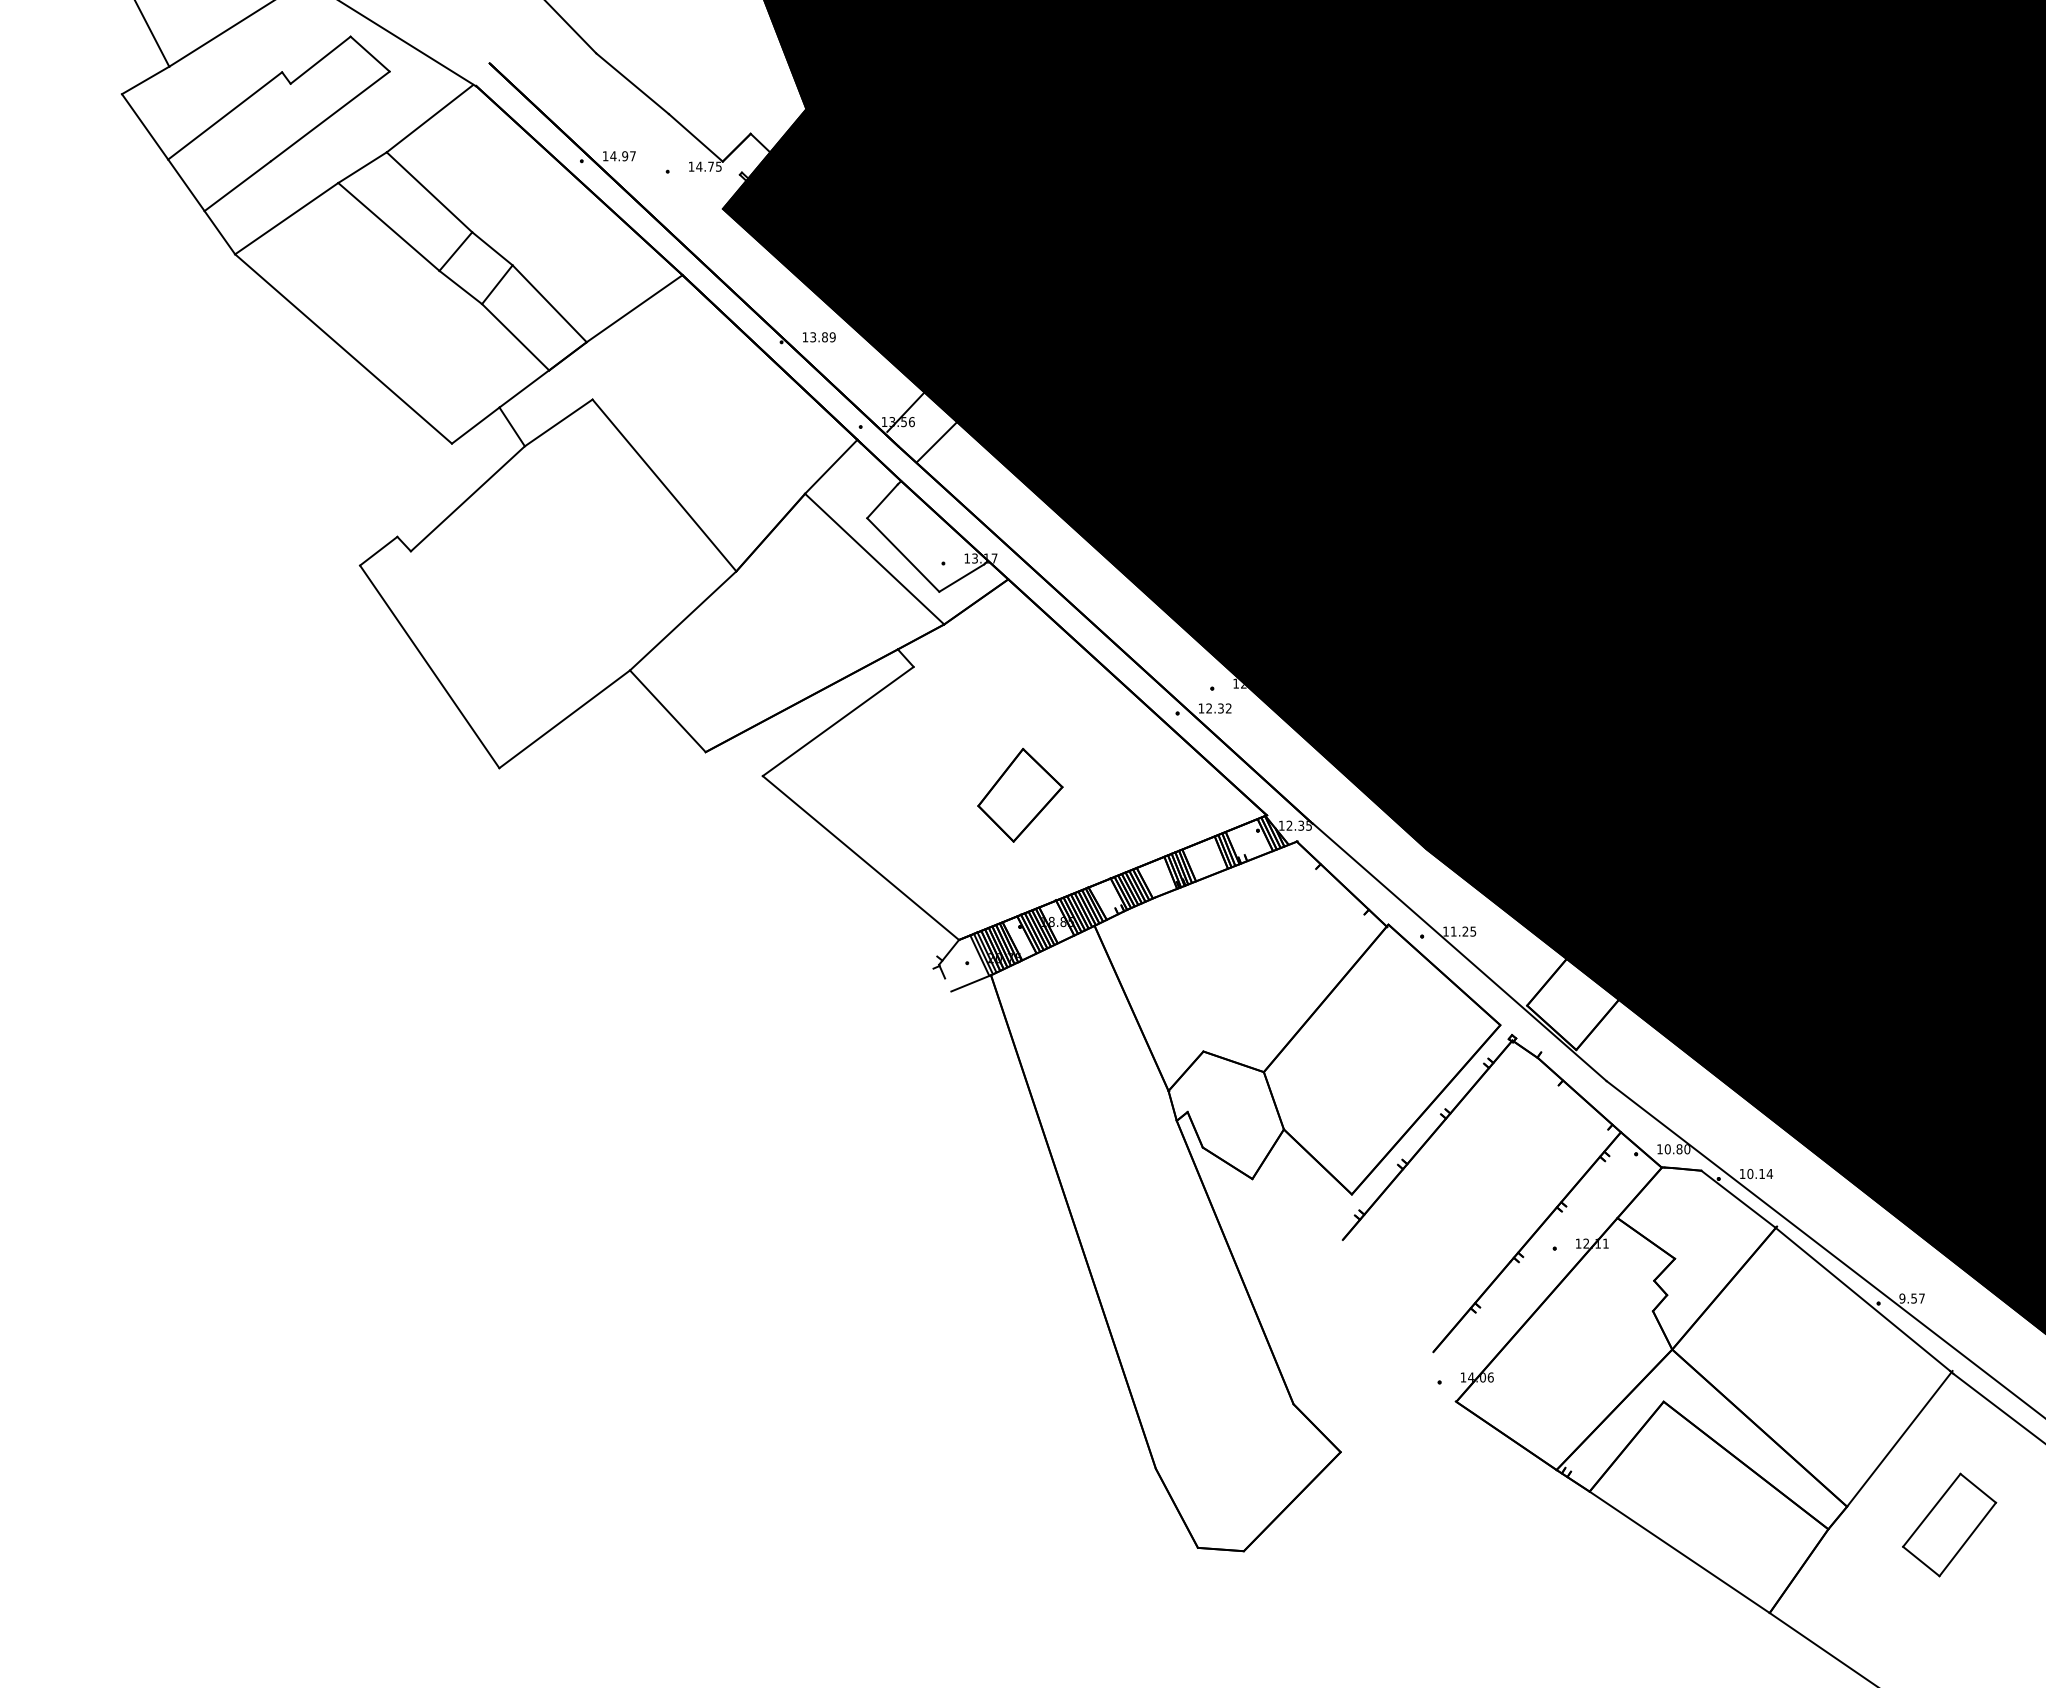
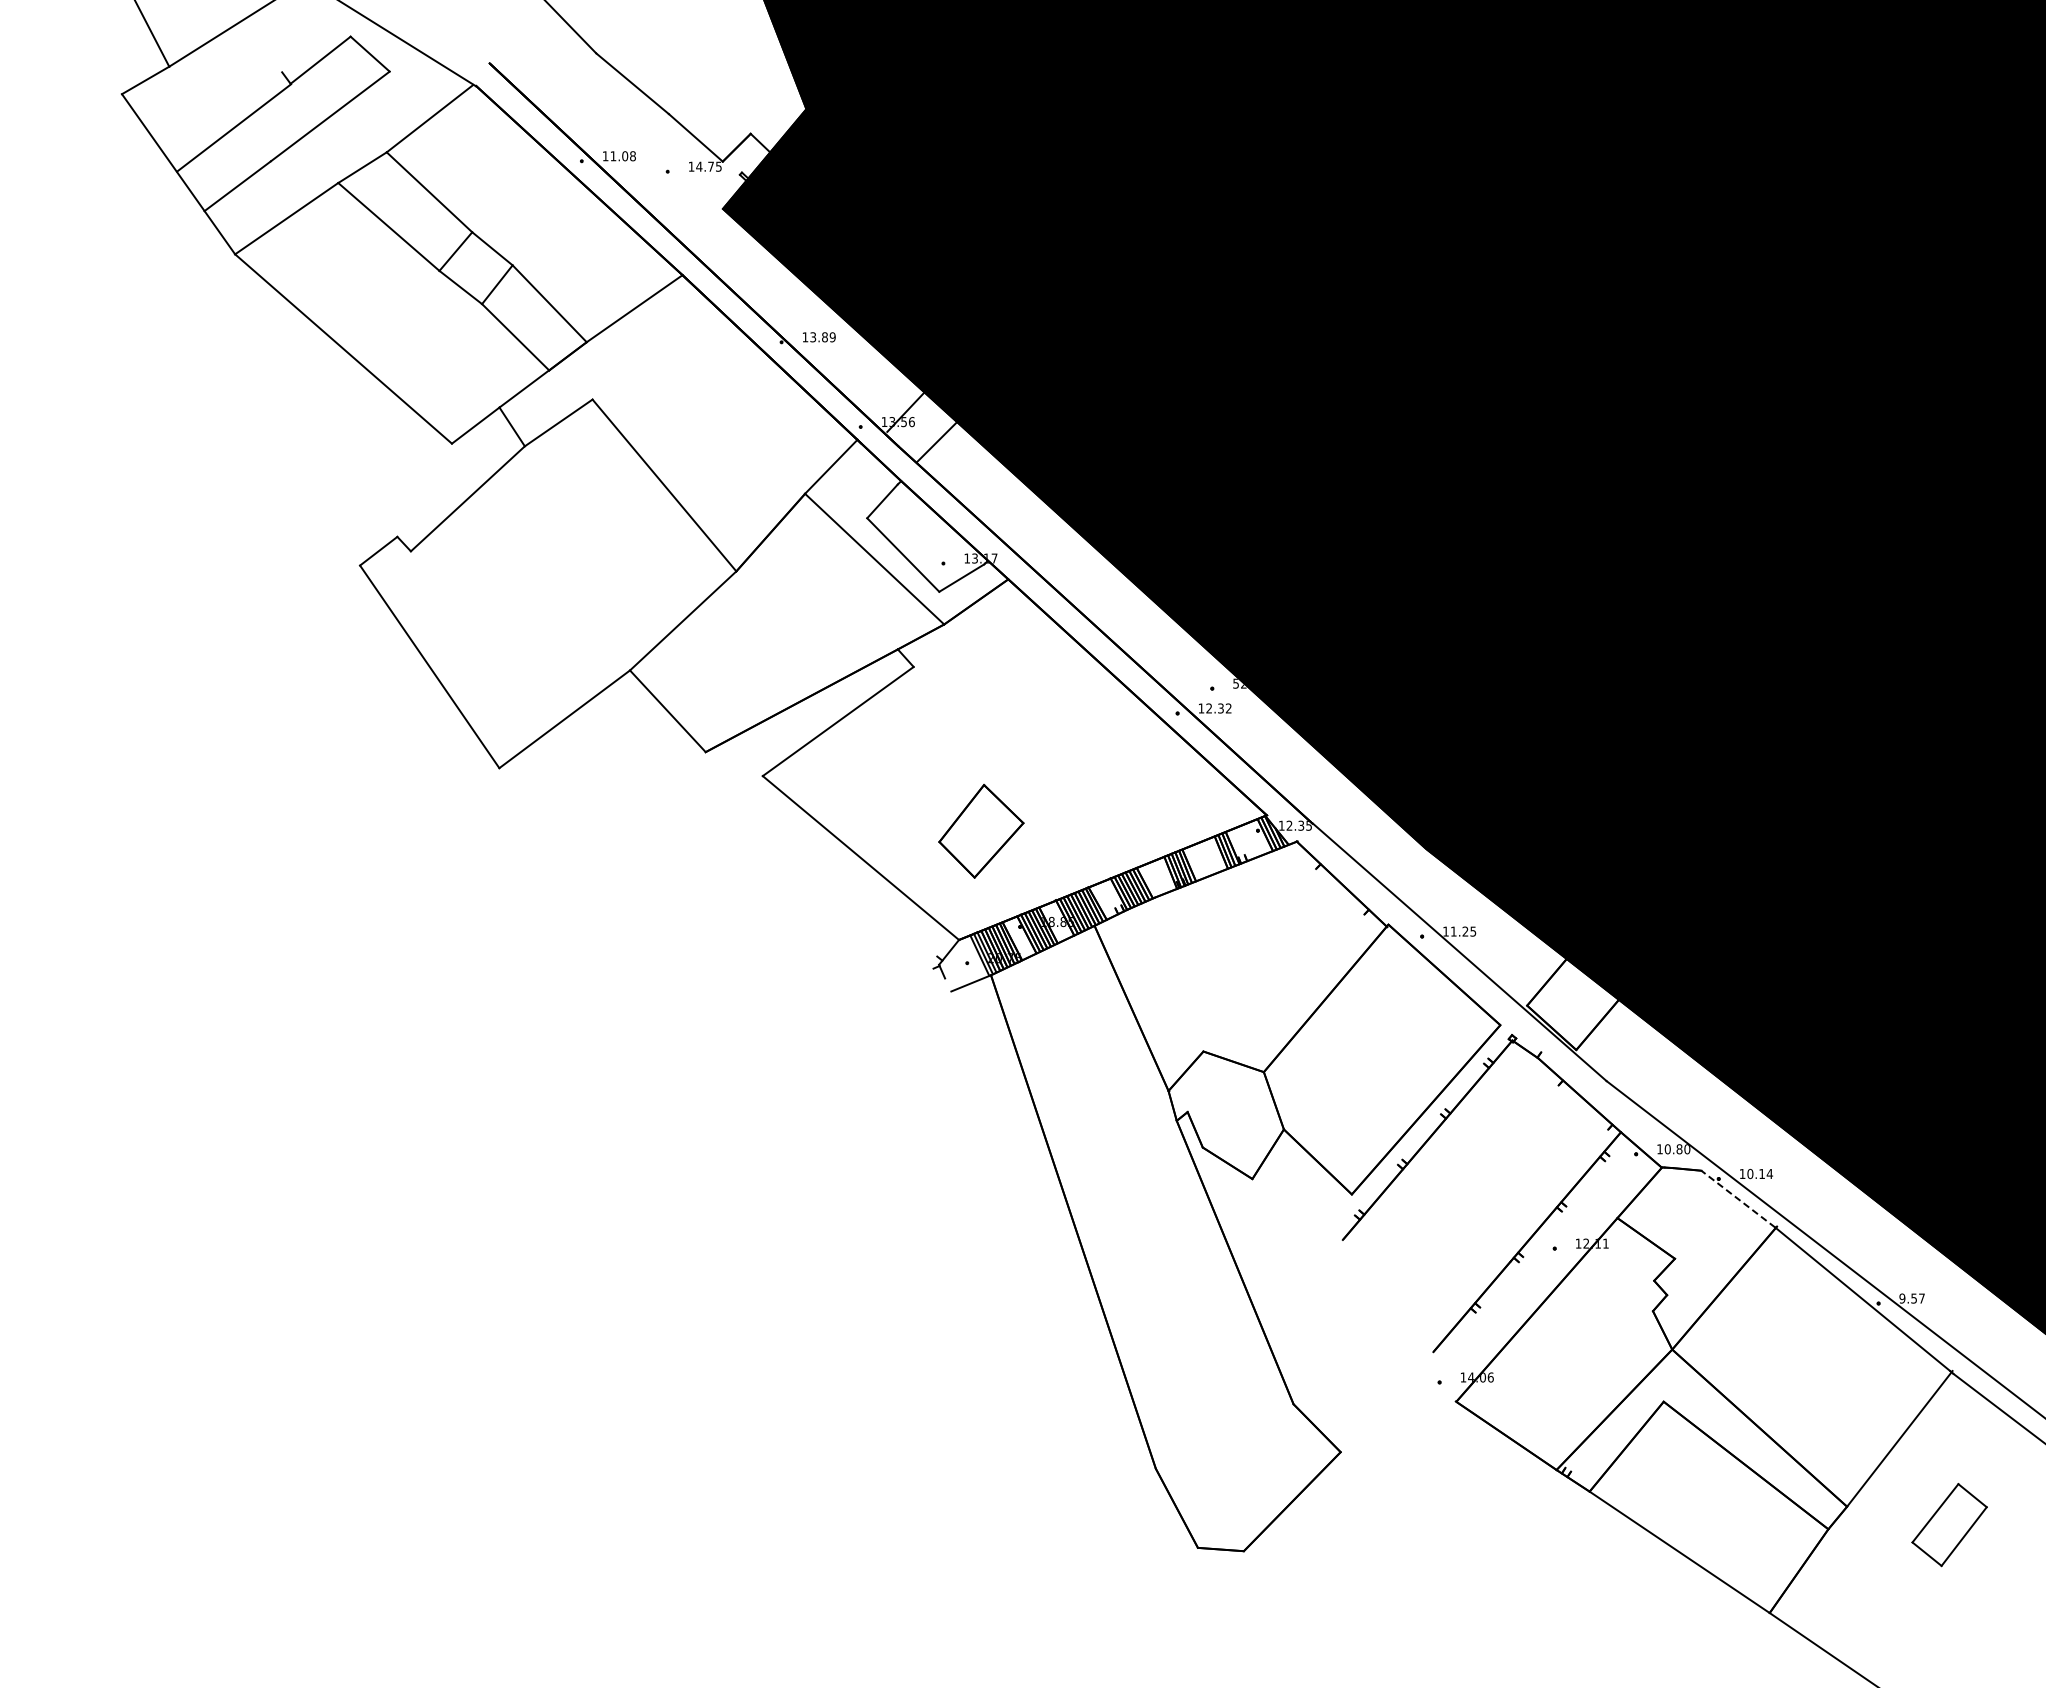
line position: (225, 115) -> (234, 127) (234, 127)
text: 14.97 -> 11.08 (622, 156)
text: 12.09 -> 52.09 (1235, 683)
part position: (1020, 795) -> (981, 831) (981, 831)
line: solid -> dashed (1738, 1199)
part size: 96x106 px -> 77x85 px (1949, 1525)
